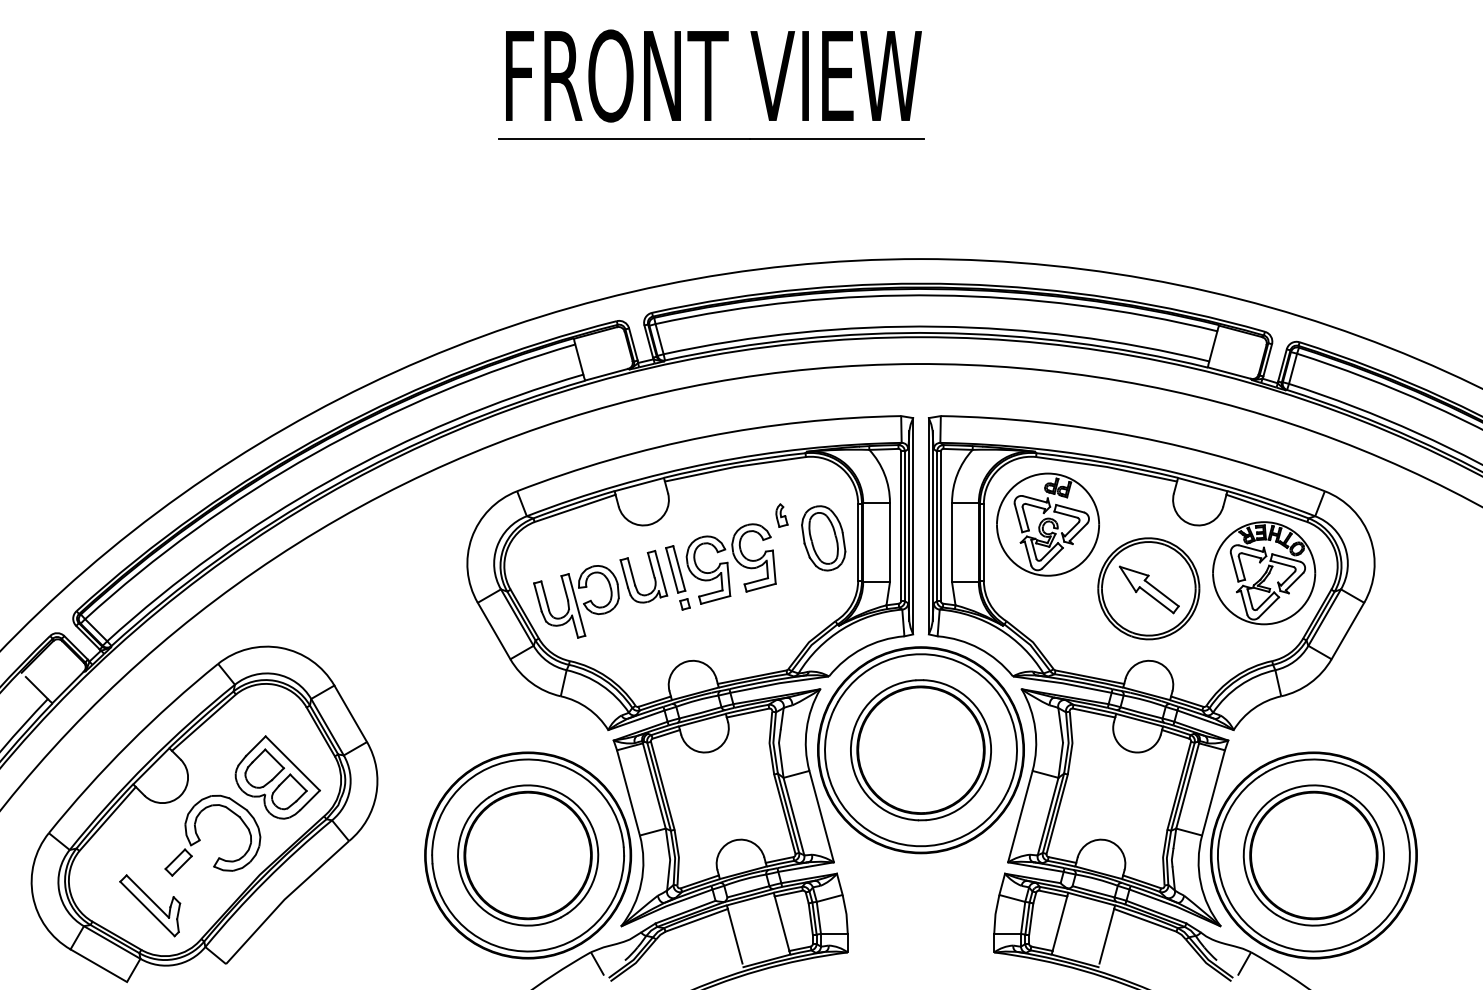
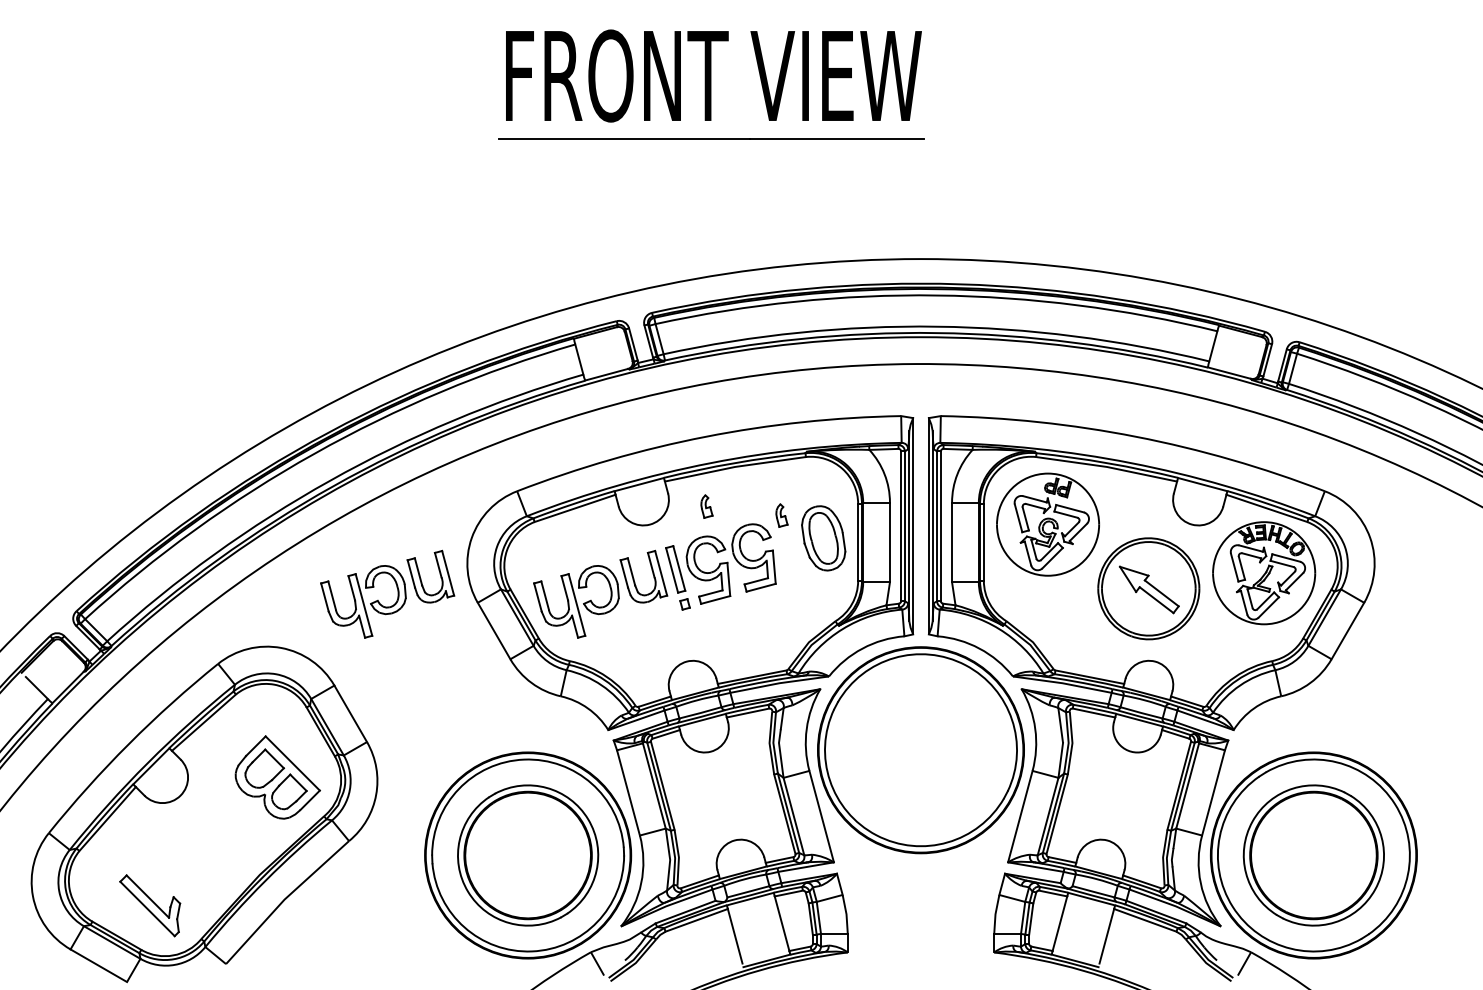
part: none -> present (706, 506)
part: none -> present (397, 593)
part: present -> none (920, 750)
part: present -> none (200, 839)
